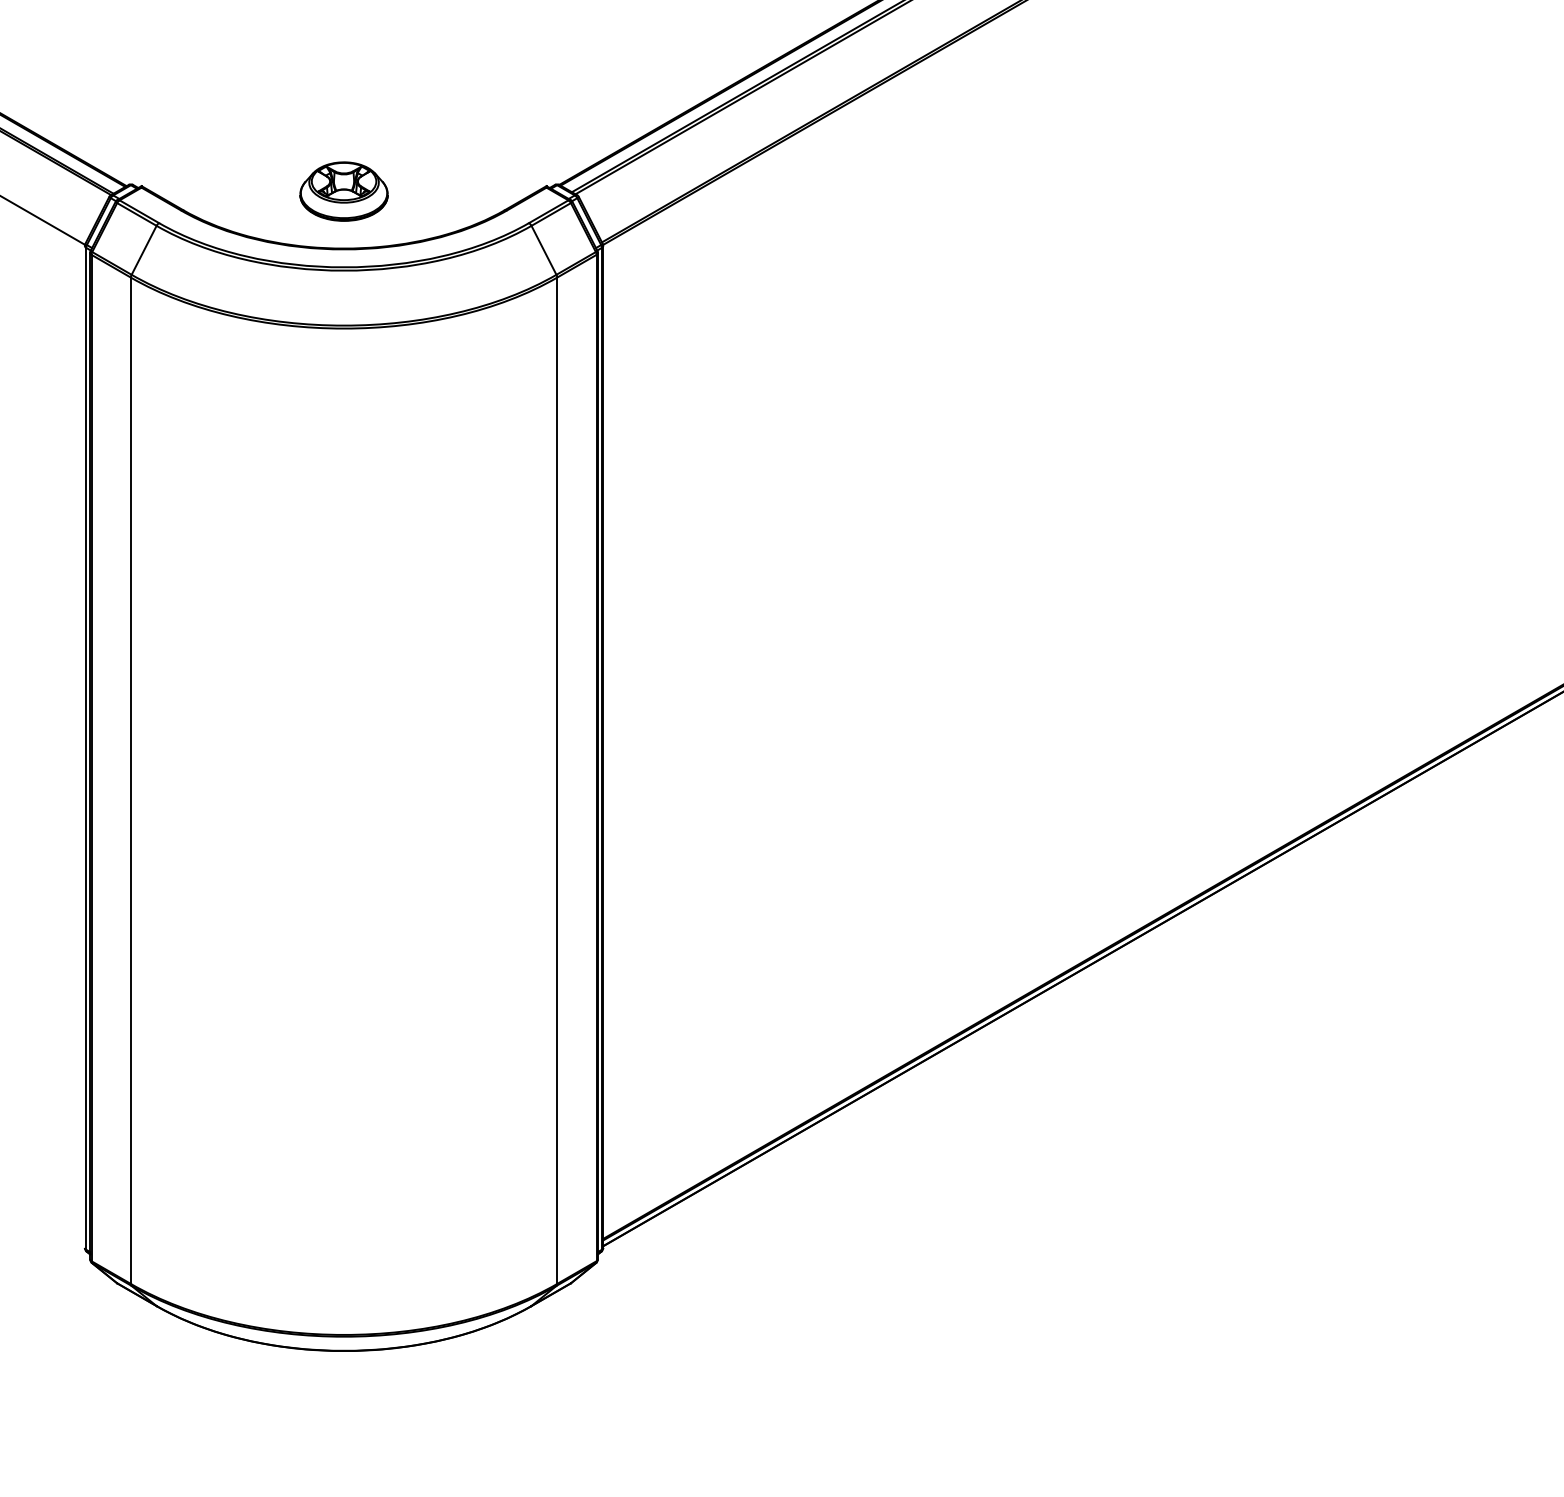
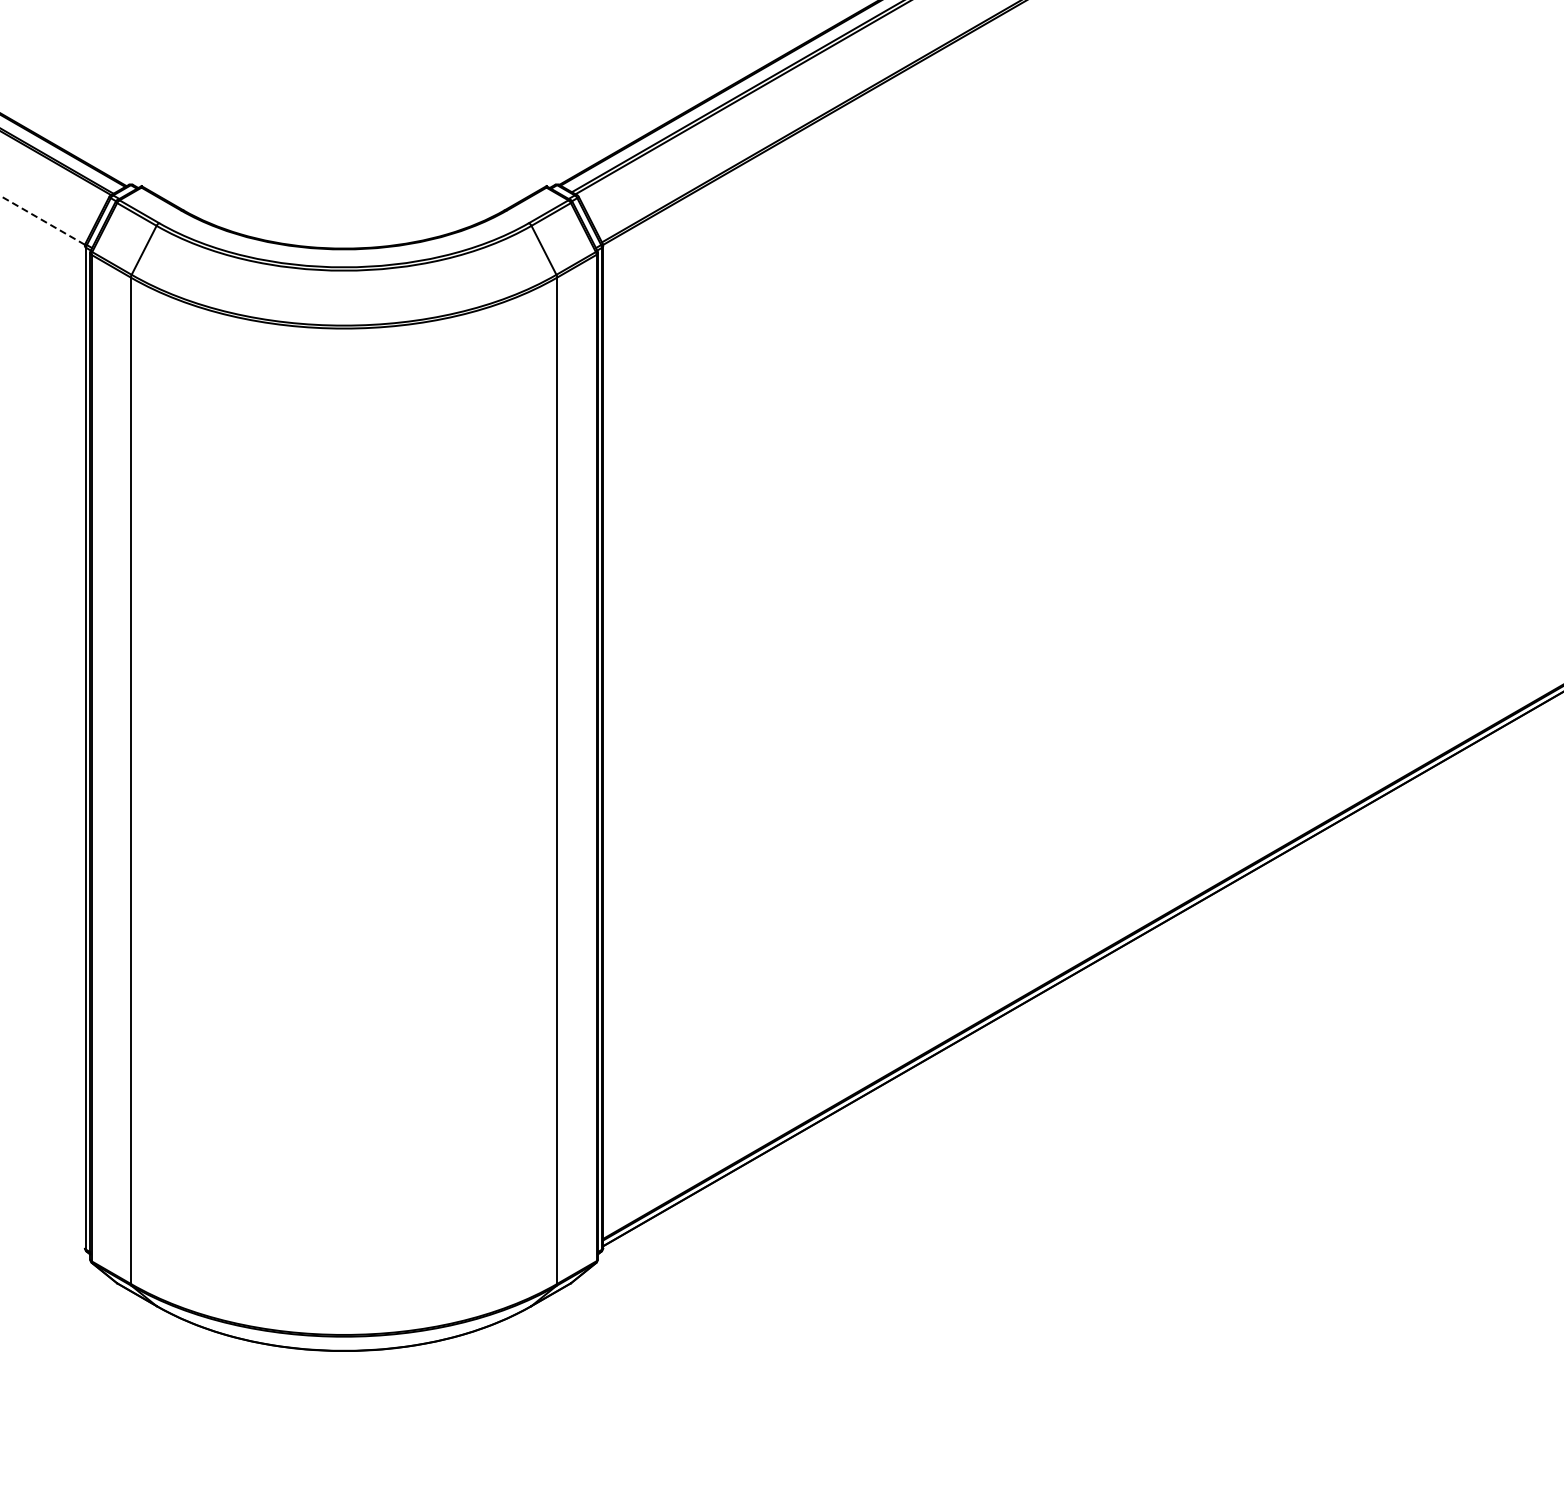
part: present -> none (343, 191)
line: solid -> dashed (42, 220)
